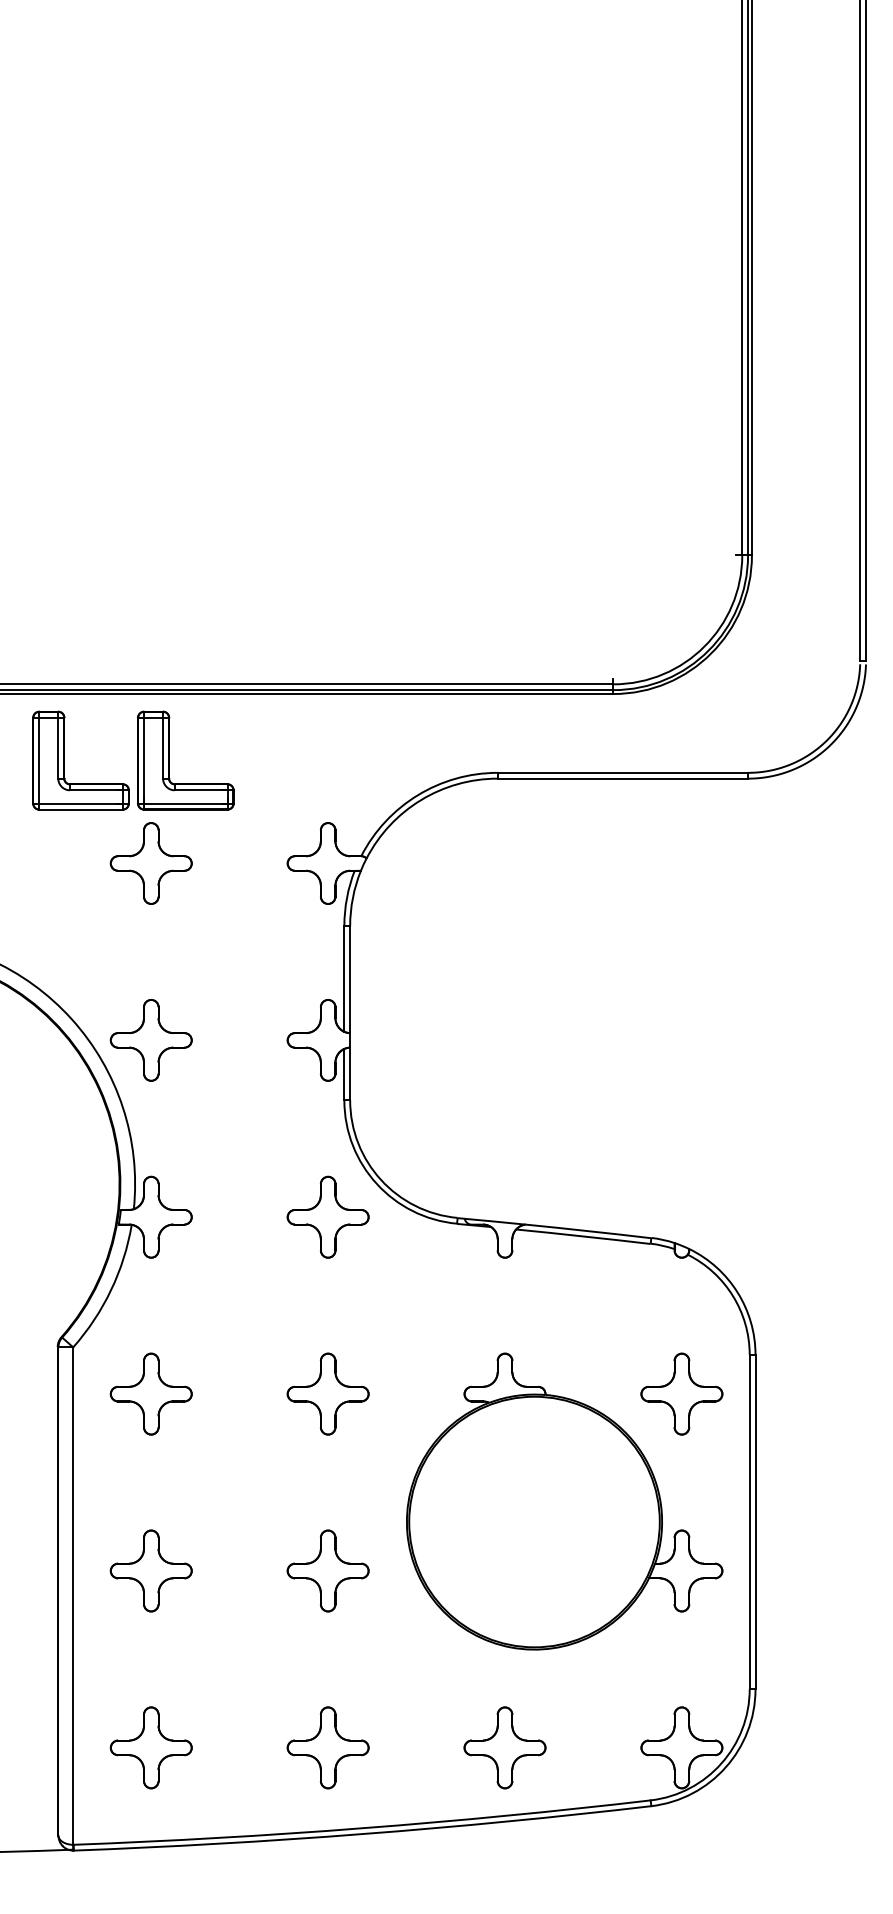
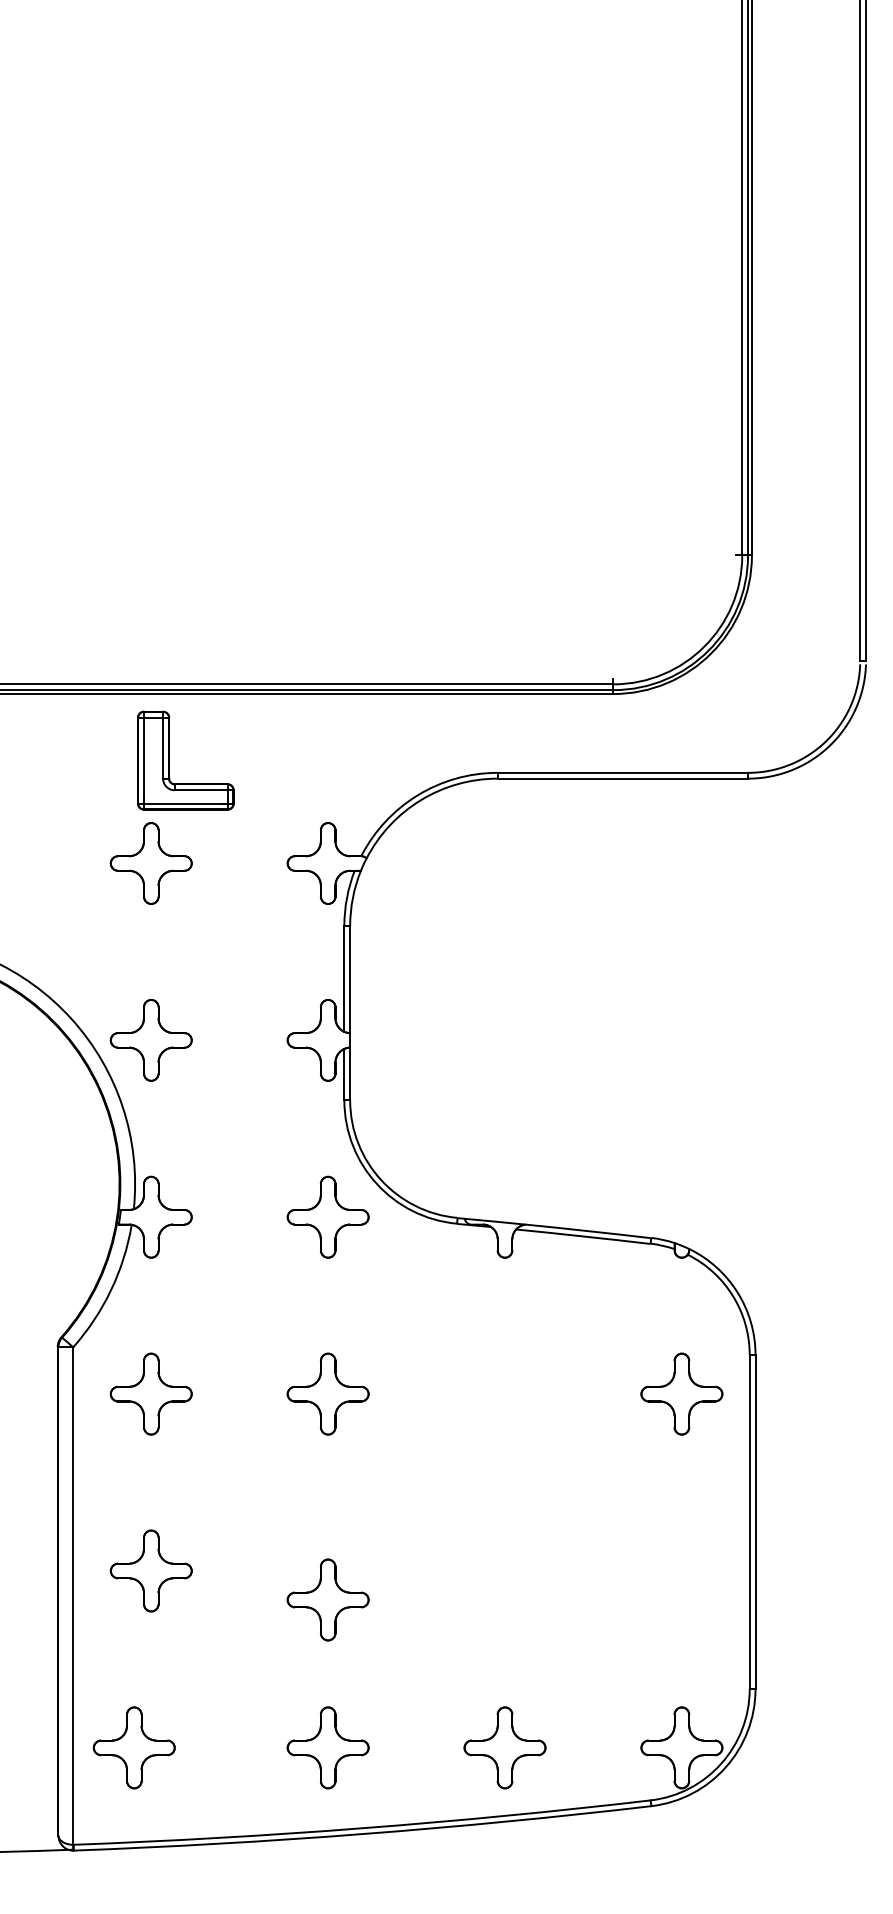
part: present -> none (64, 760)
part: present -> none (564, 1501)
part position: (327, 1570) -> (327, 1599) (327, 1599)
part position: (150, 1747) -> (133, 1747) (133, 1747)
